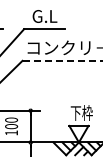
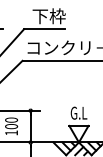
text: G.L -> 下枠 (48, 16)
line: dashed -> solid (62, 60)
text: 下枠 -> G.L (81, 112)
